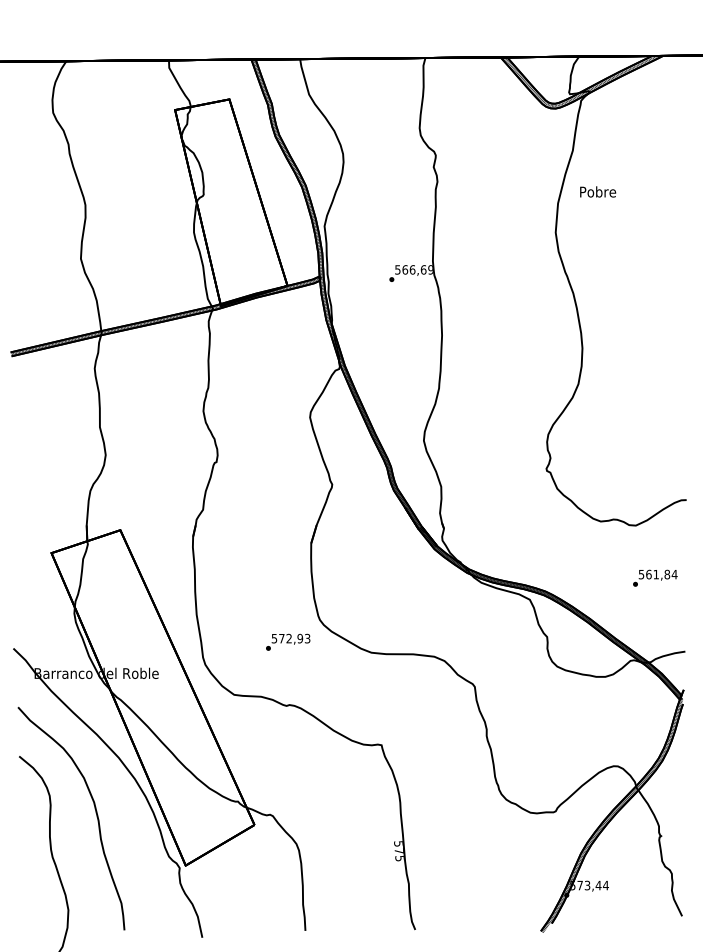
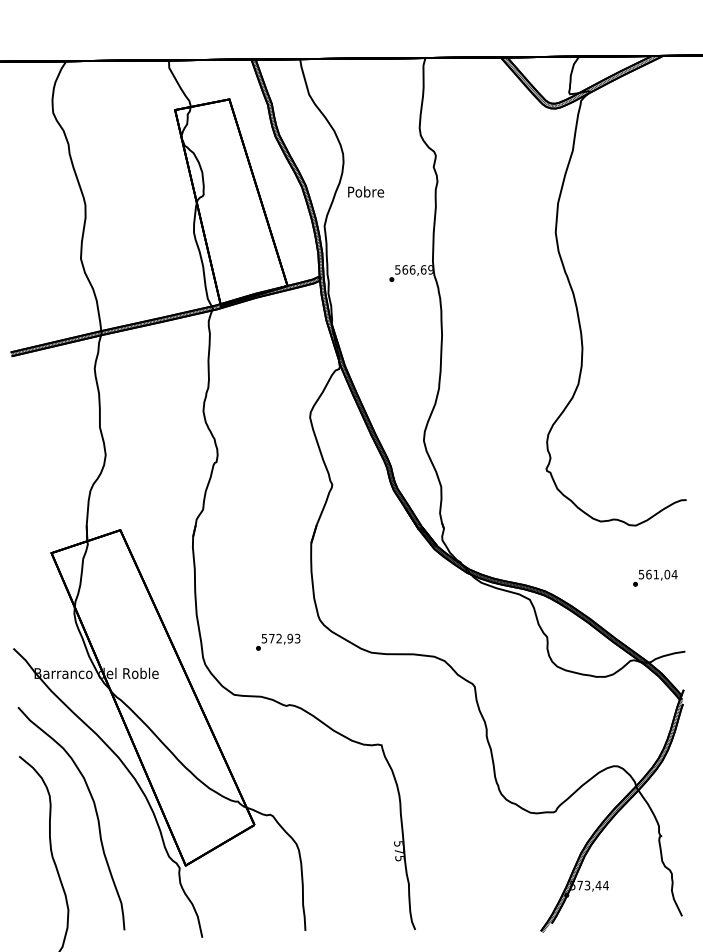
text position: (598, 191) -> (366, 191) (366, 191)
text: 561,84 -> 561,04 (667, 574)
text position: (288, 641) -> (278, 641) (278, 641)
